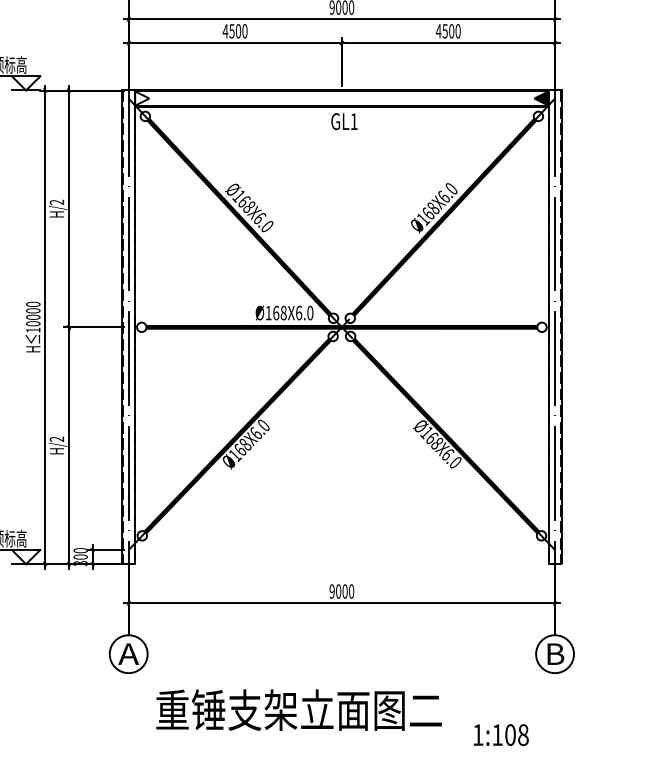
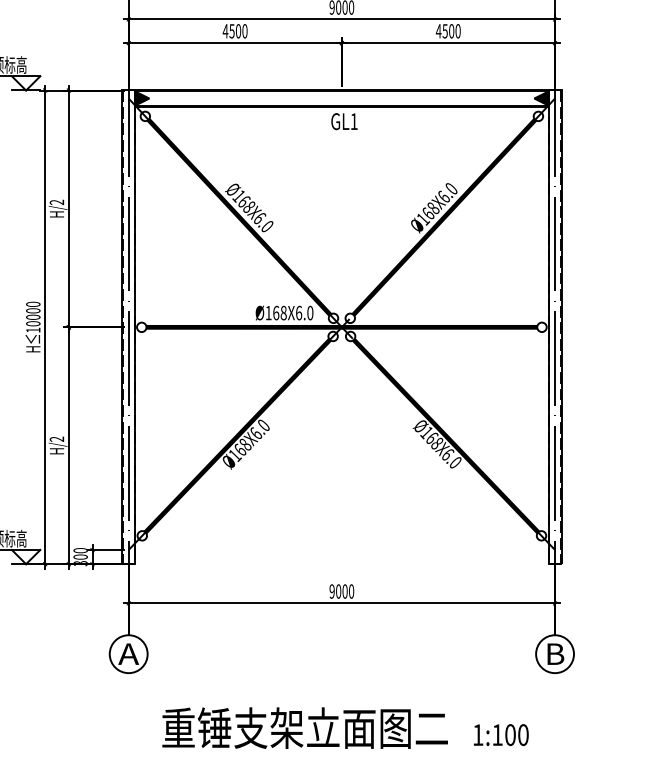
fill: none -> present (142, 98)
text position: (298, 709) -> (304, 727) (304, 727)
text: 1:108 -> 1:100 (523, 734)
